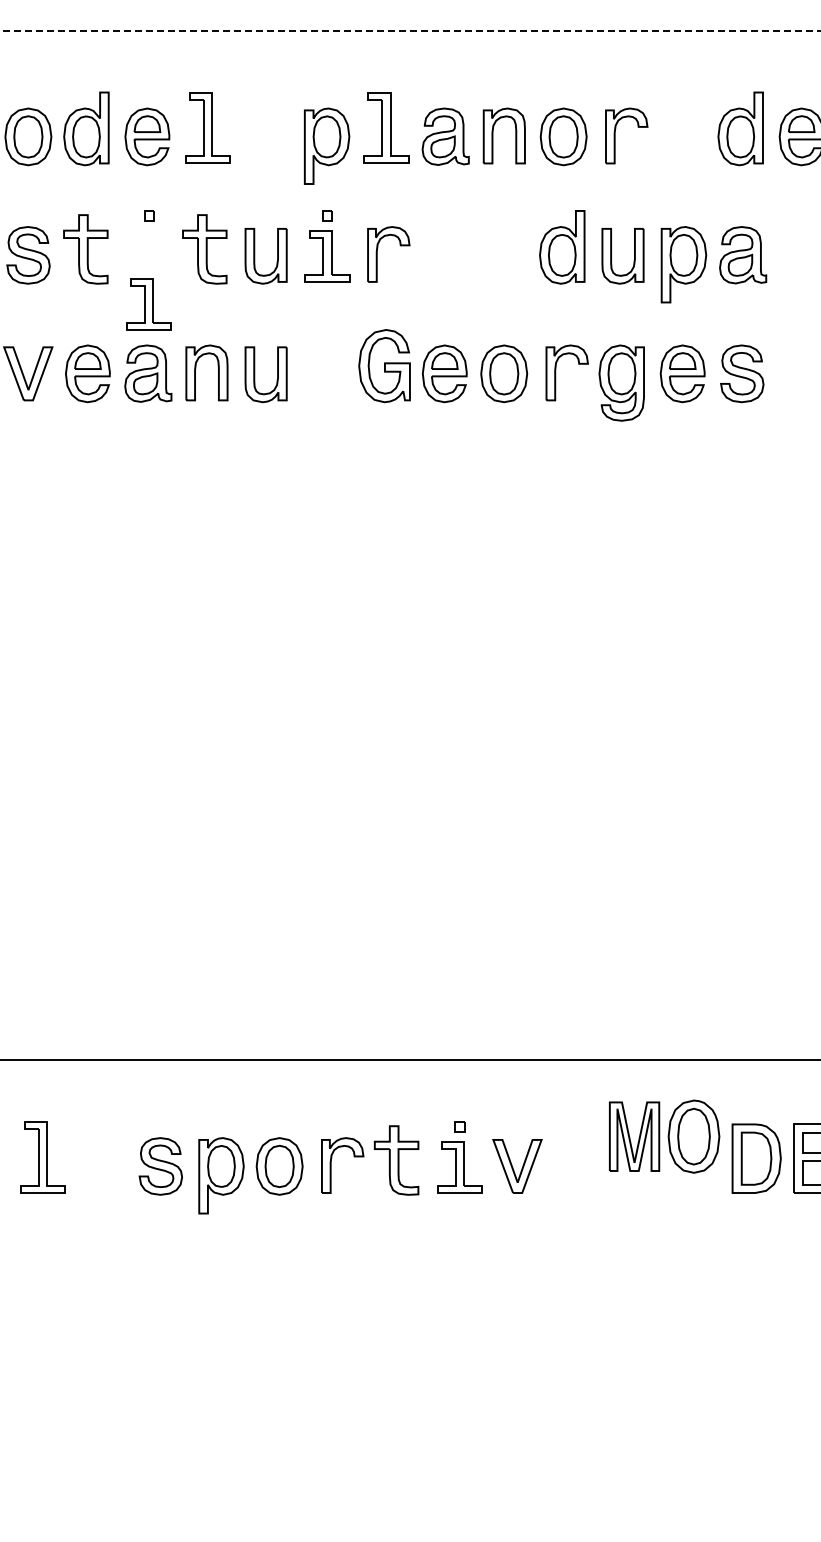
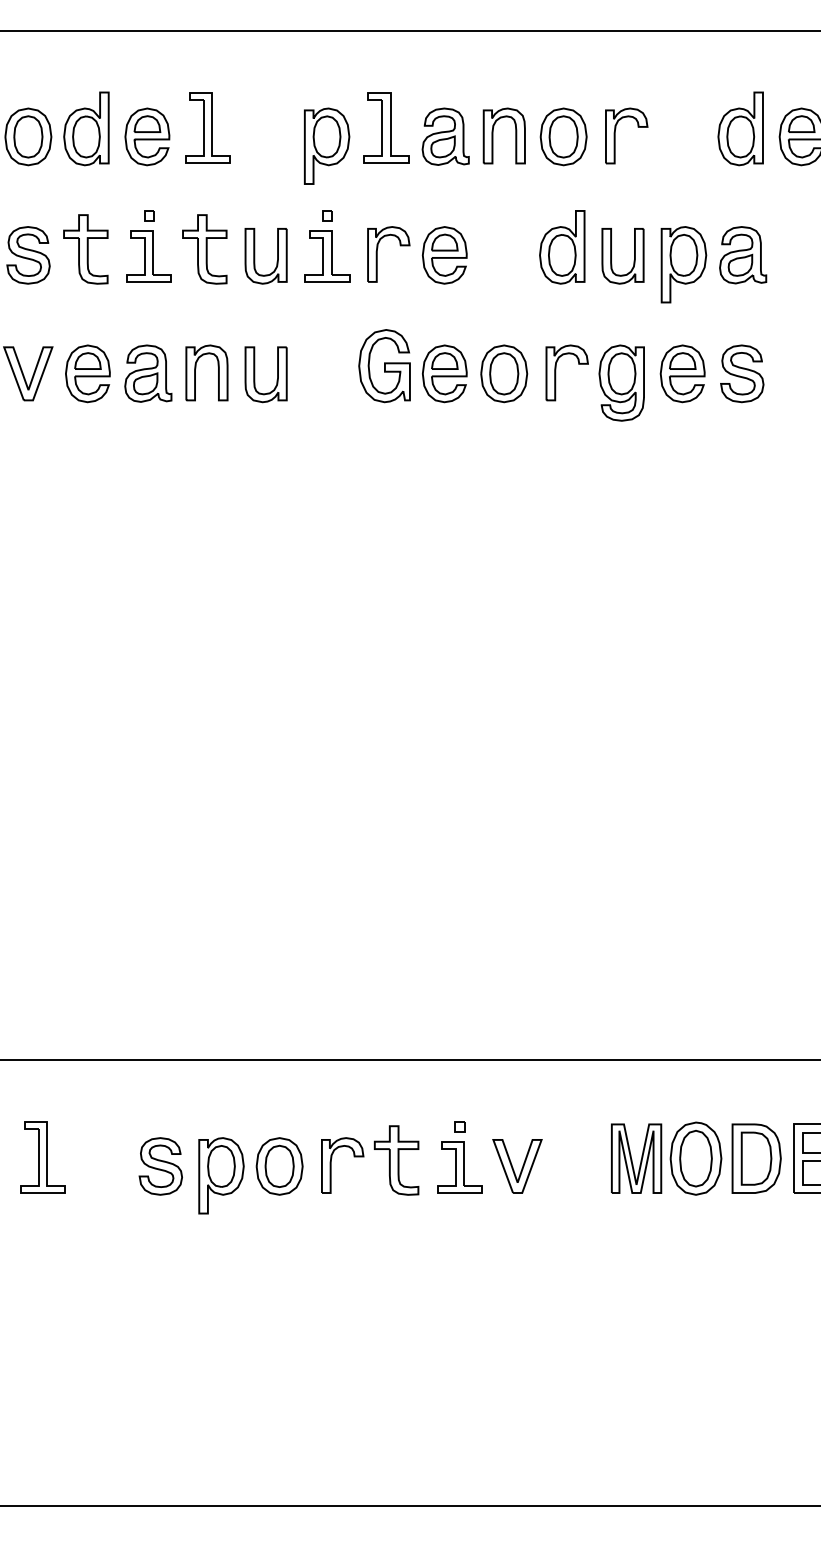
line: dashed -> solid (411, 31)
part: none -> present (444, 255)
part position: (148, 304) -> (148, 256) (148, 256)
part position: (664, 1136) -> (666, 1158) (666, 1158)
line: none -> present (409, 1505)
